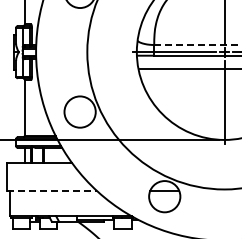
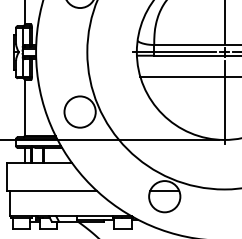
line: dashed -> solid (198, 45)
line position: (189, 68) -> (189, 76) (189, 76)
line: dashed -> solid (52, 191)
